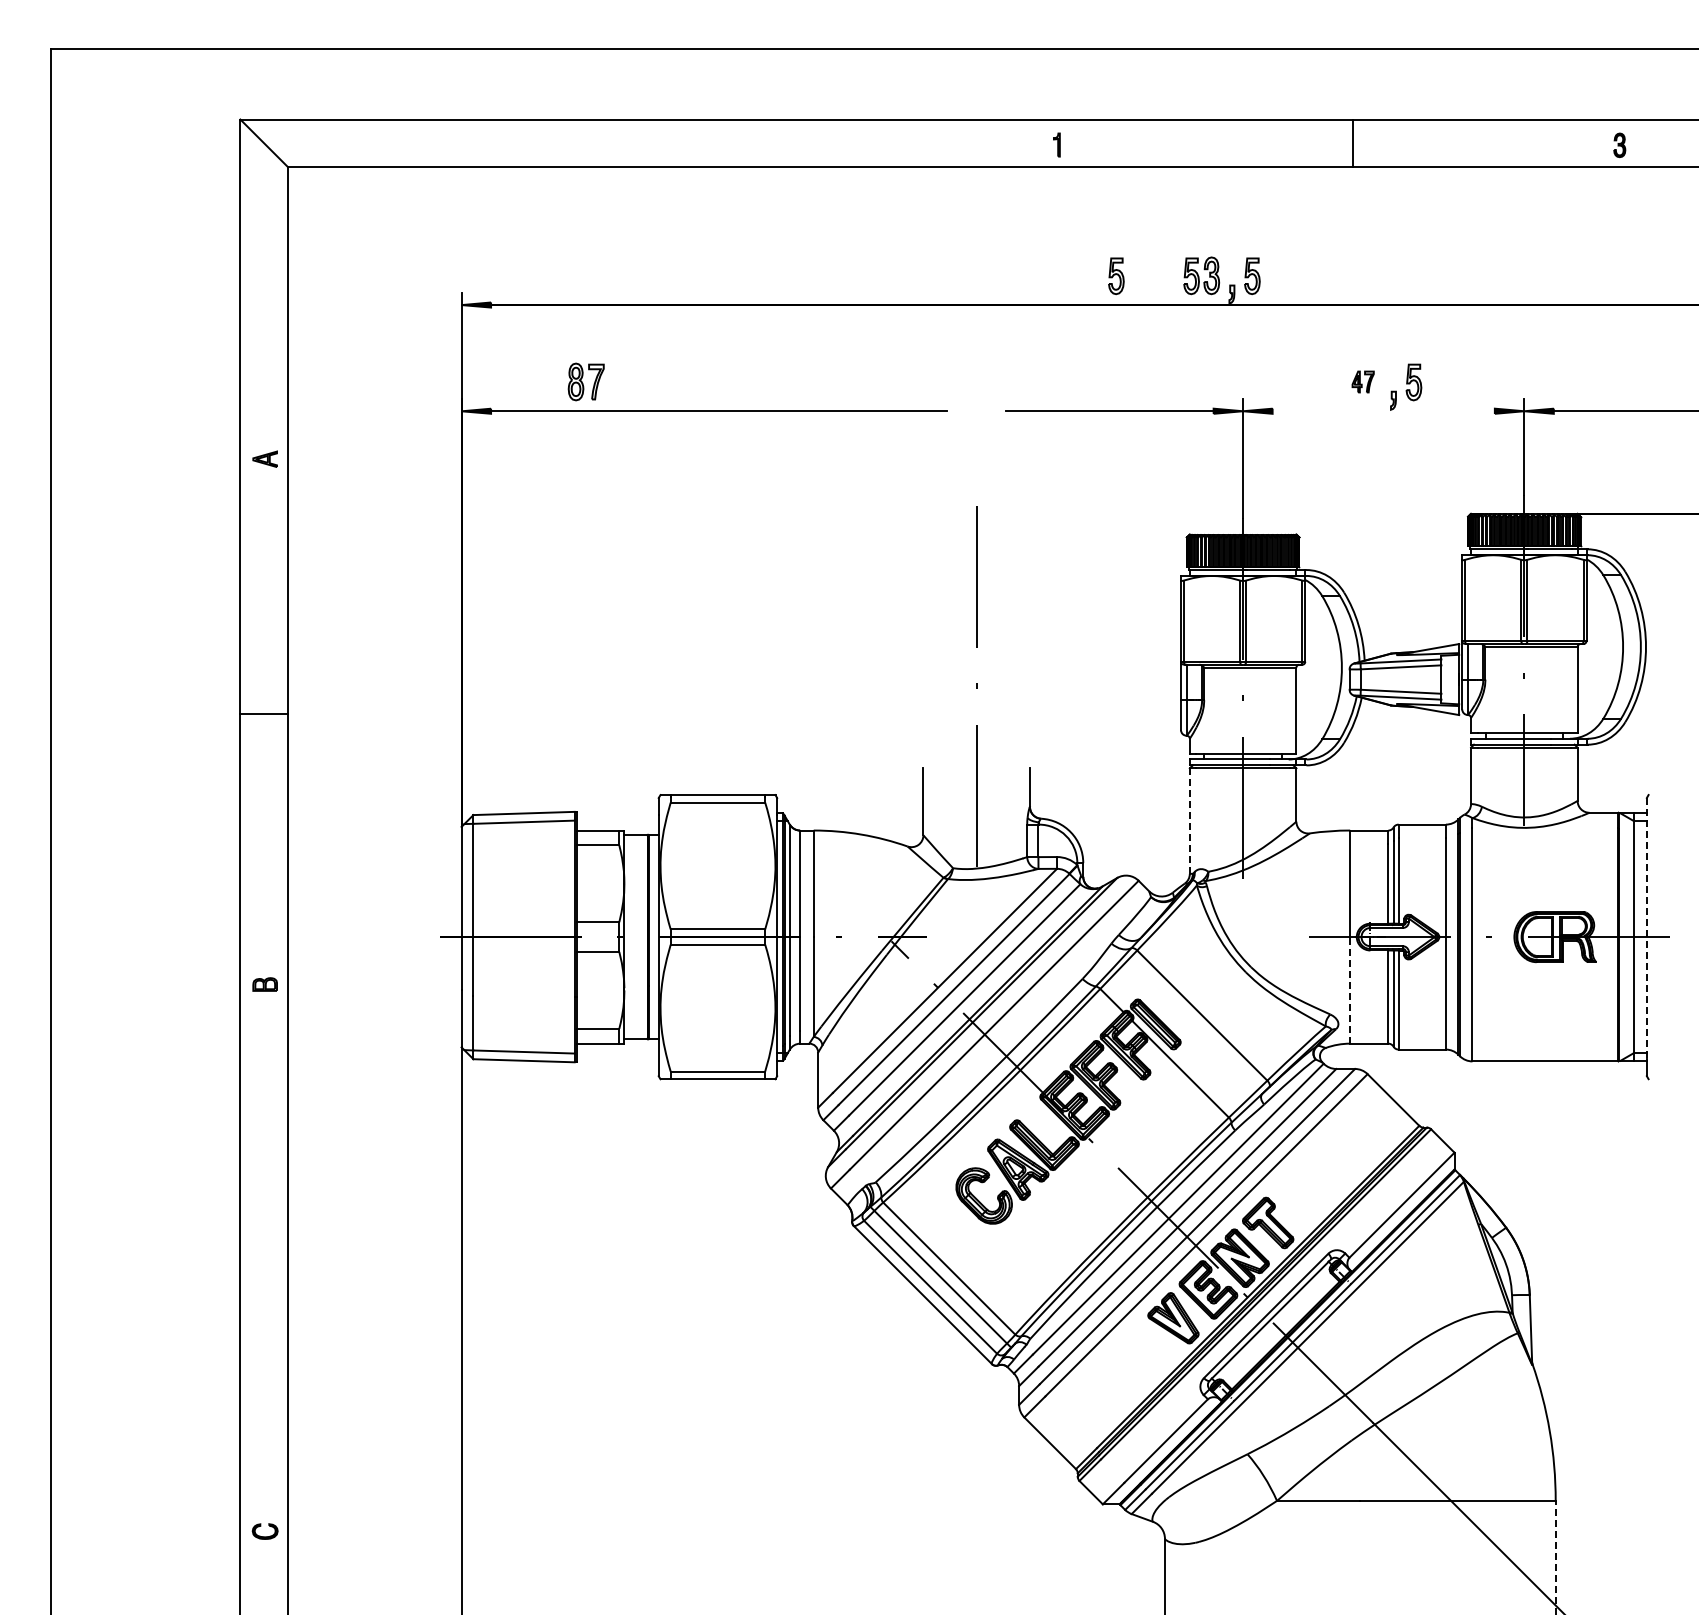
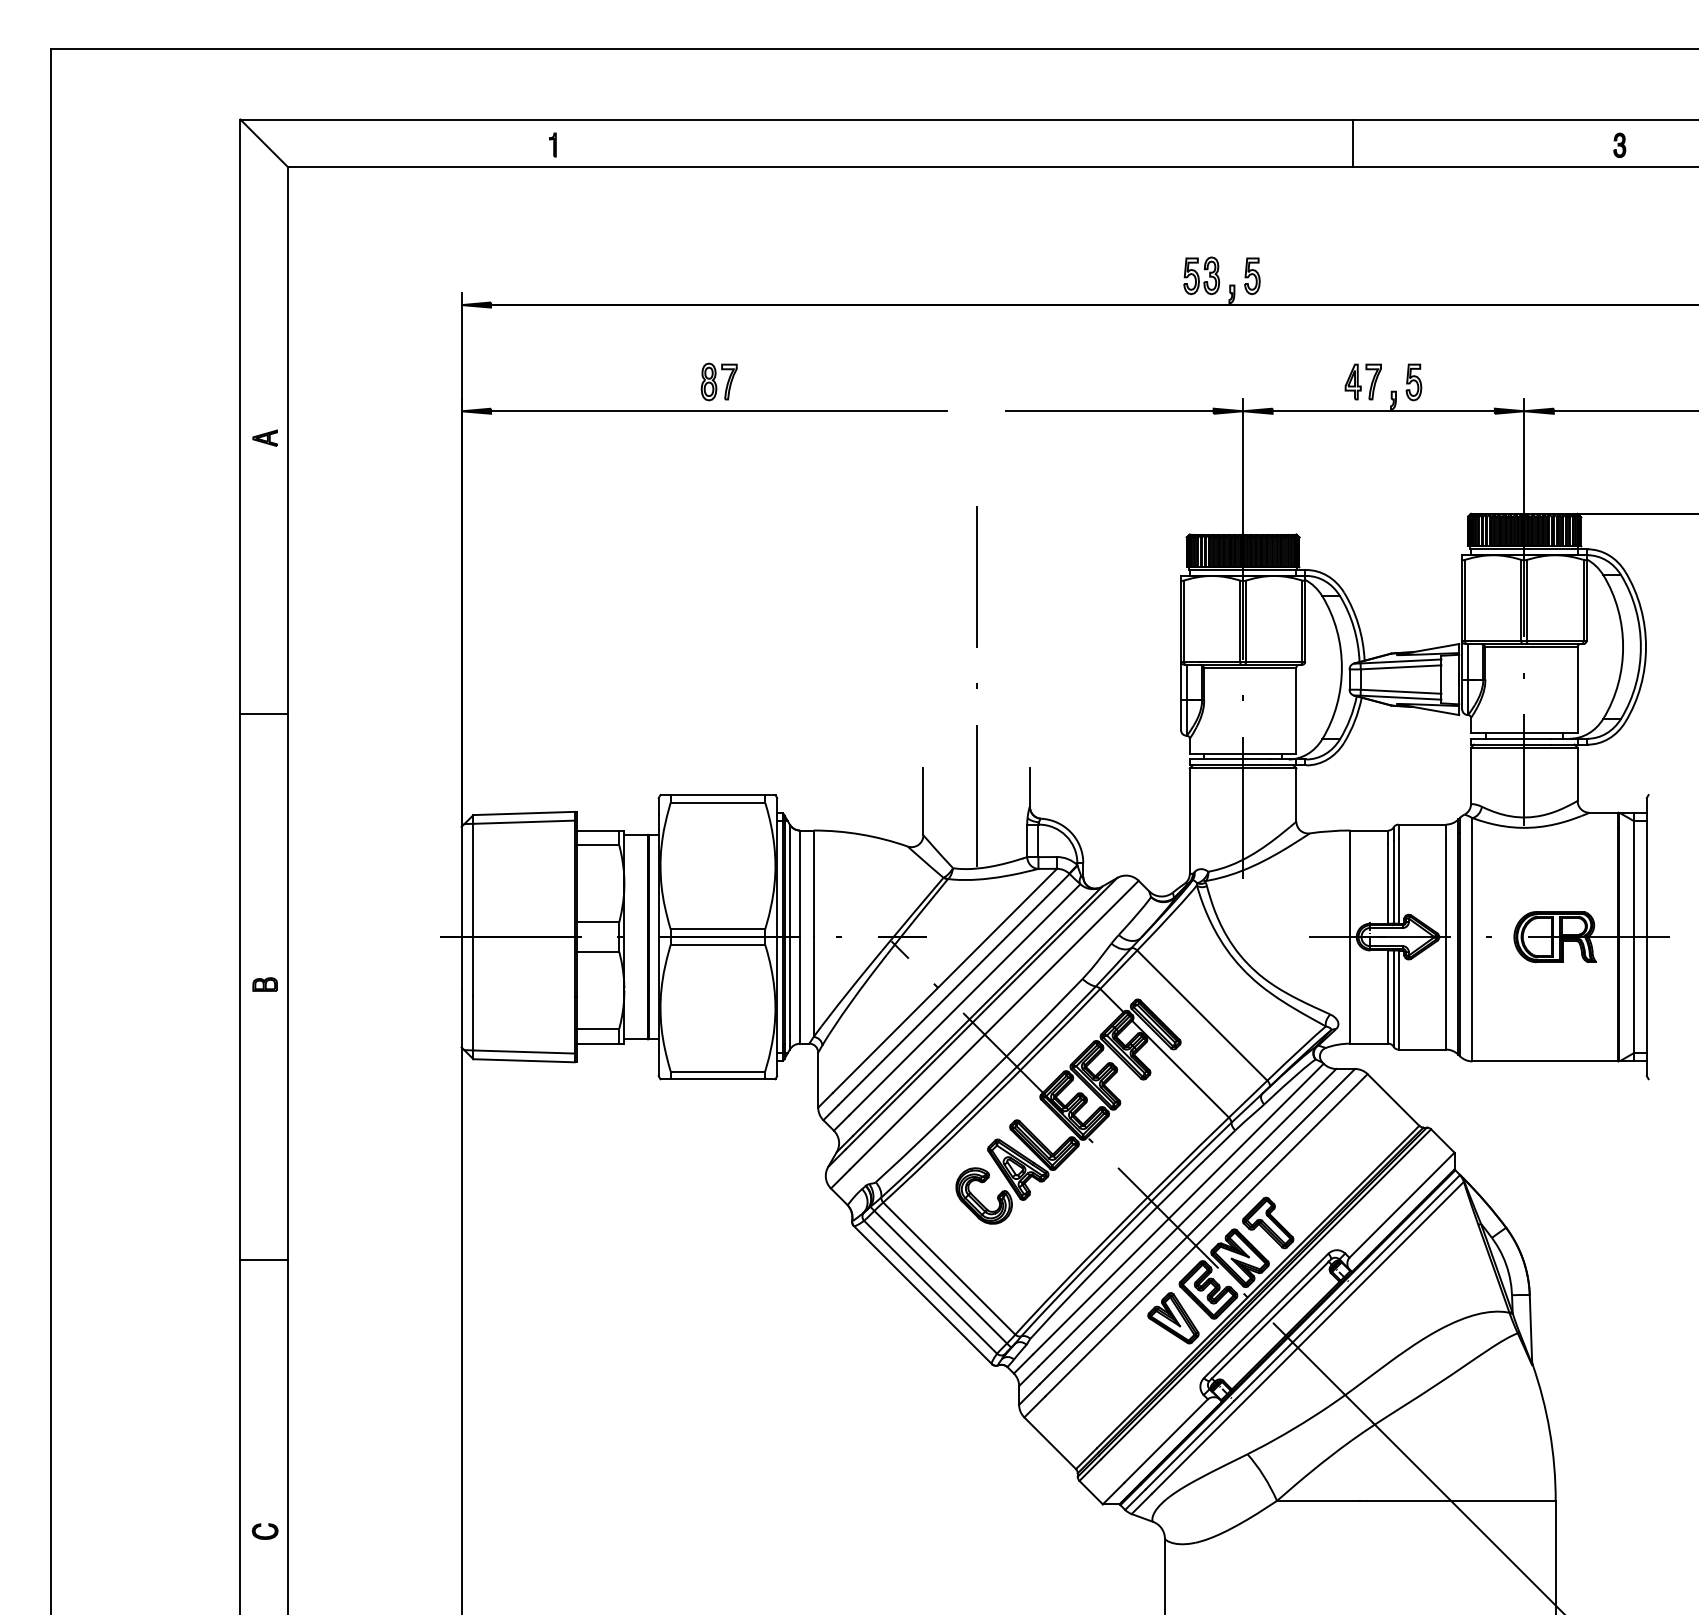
part position: (1056, 144) -> (552, 144) (552, 144)
part: present -> none (1116, 276)
part position: (585, 381) -> (718, 381) (718, 381)
part size: 24x24 px -> 38x38 px (1362, 381)
line: none -> present (1383, 411)
part position: (264, 458) -> (264, 437) (264, 437)
line: dashed -> solid (1189, 821)
line: dashed -> solid (1646, 928)
line: dashed -> solid (1350, 989)
line: none -> present (263, 1260)
line: dashed -> solid (1555, 1557)
